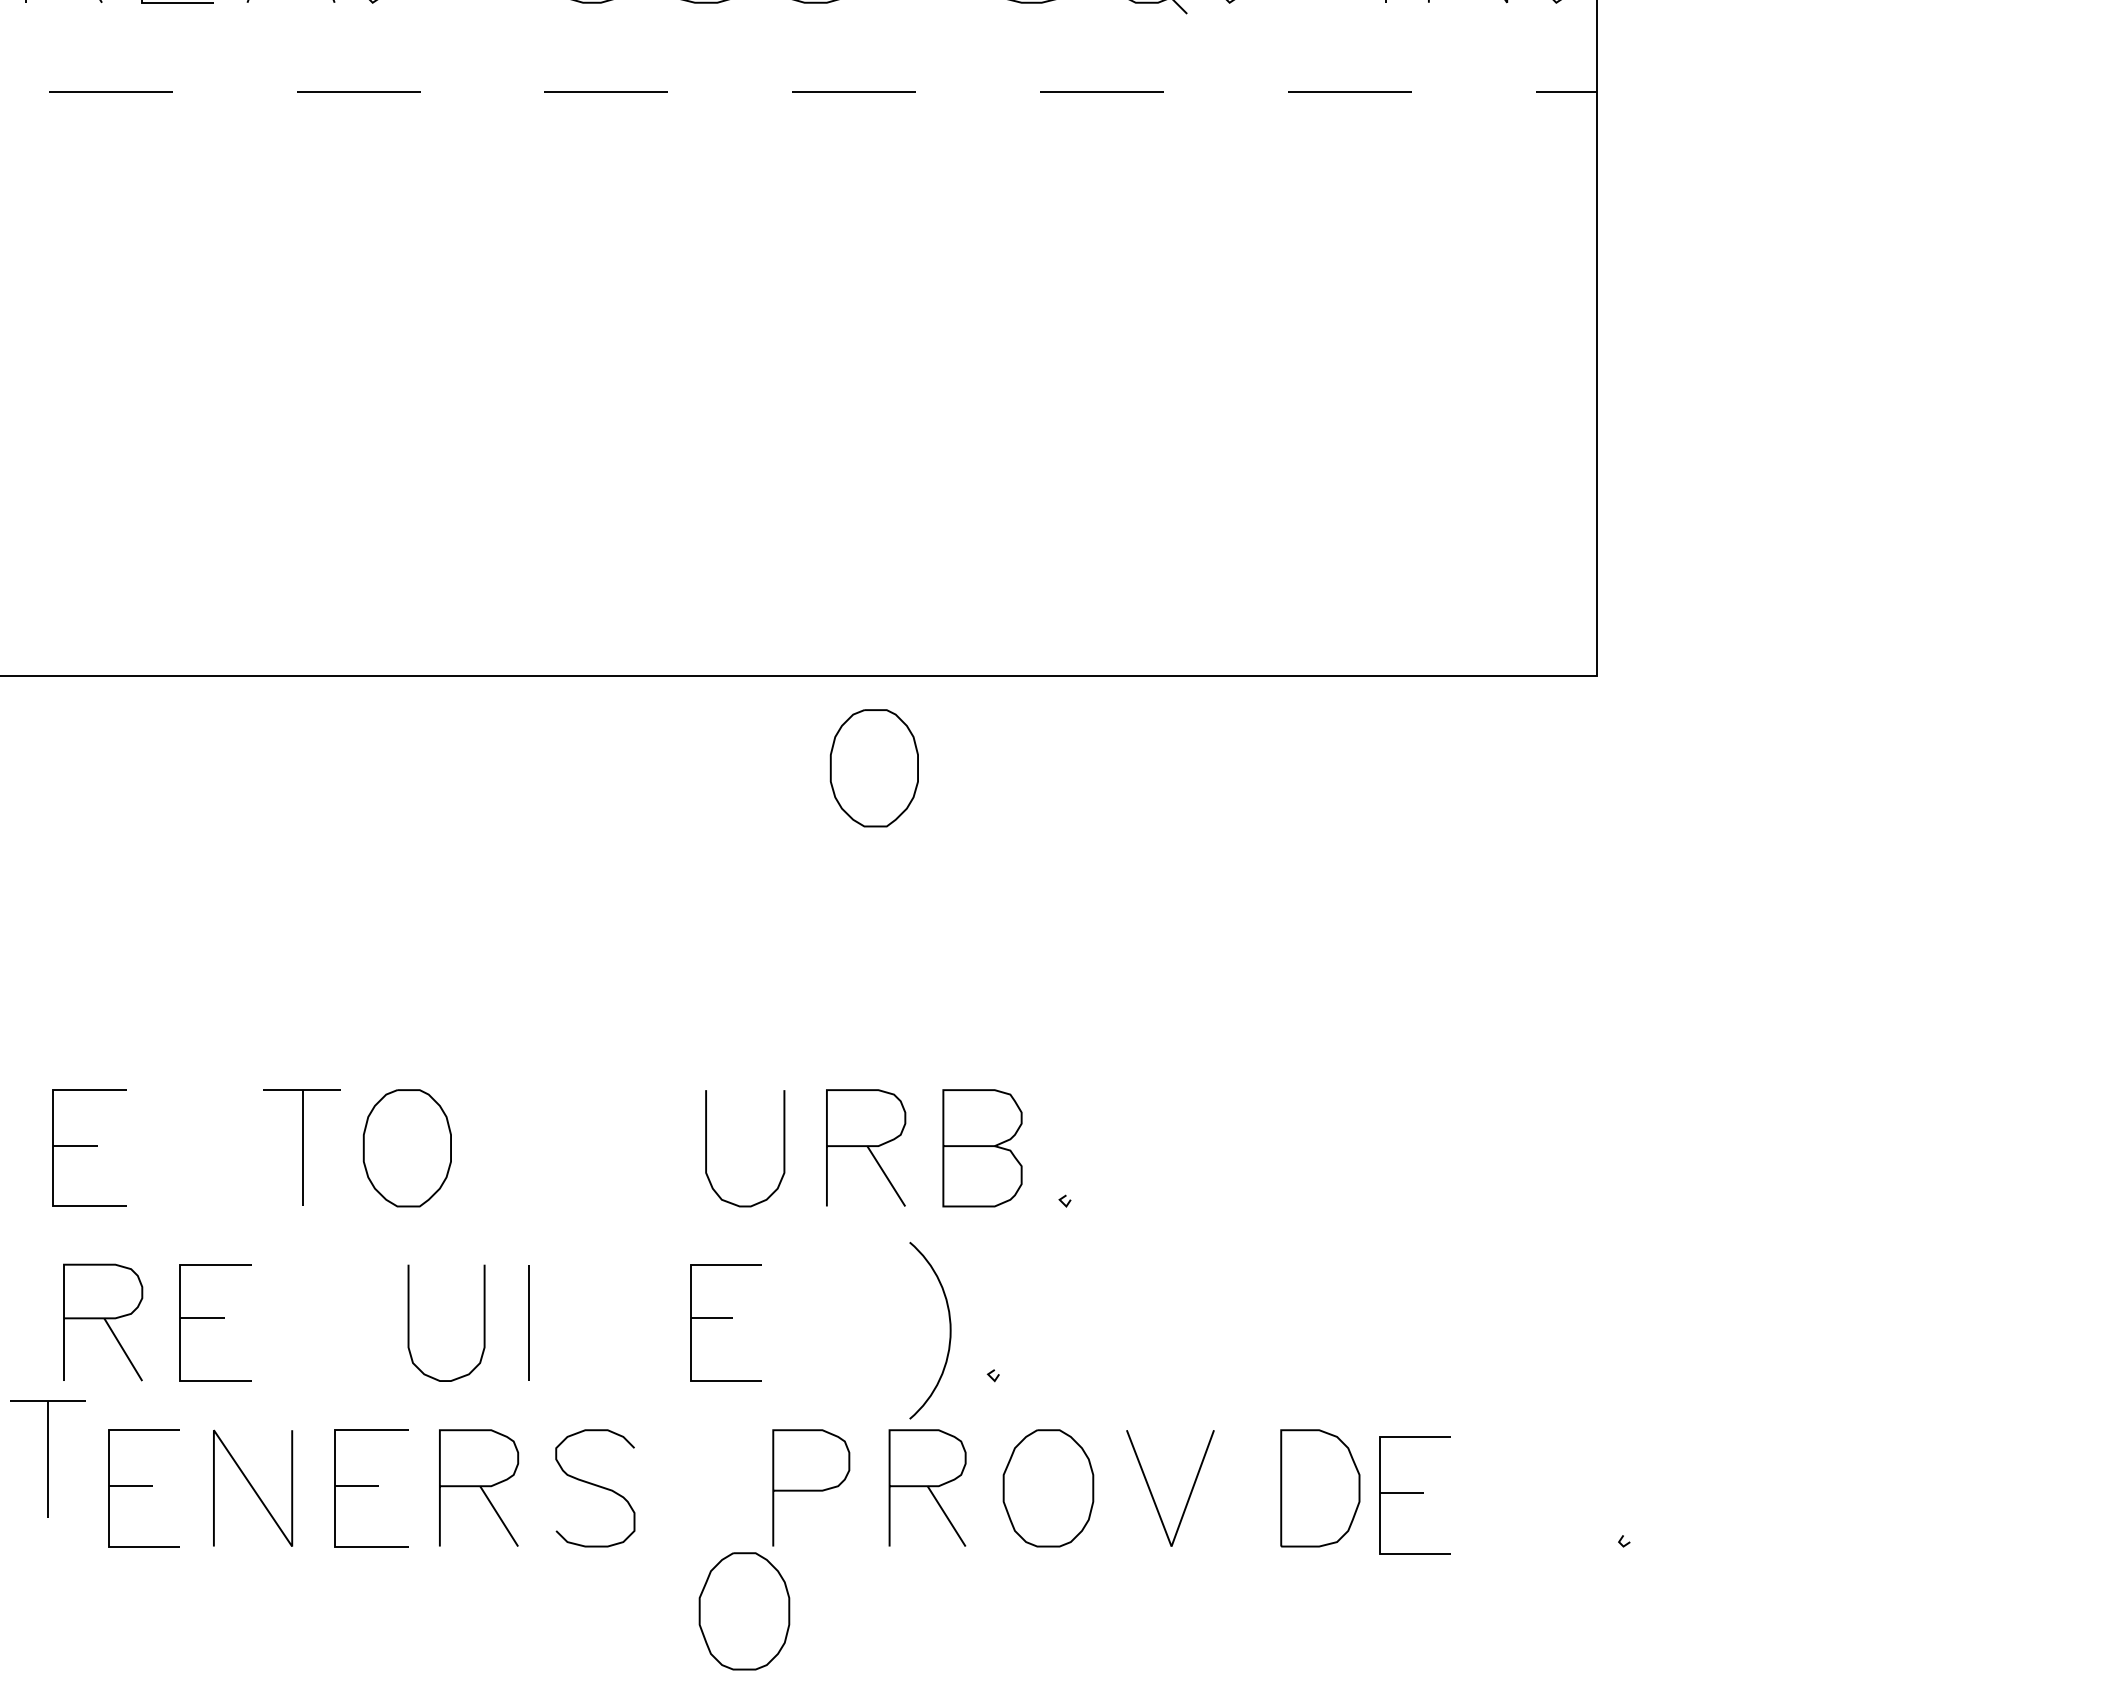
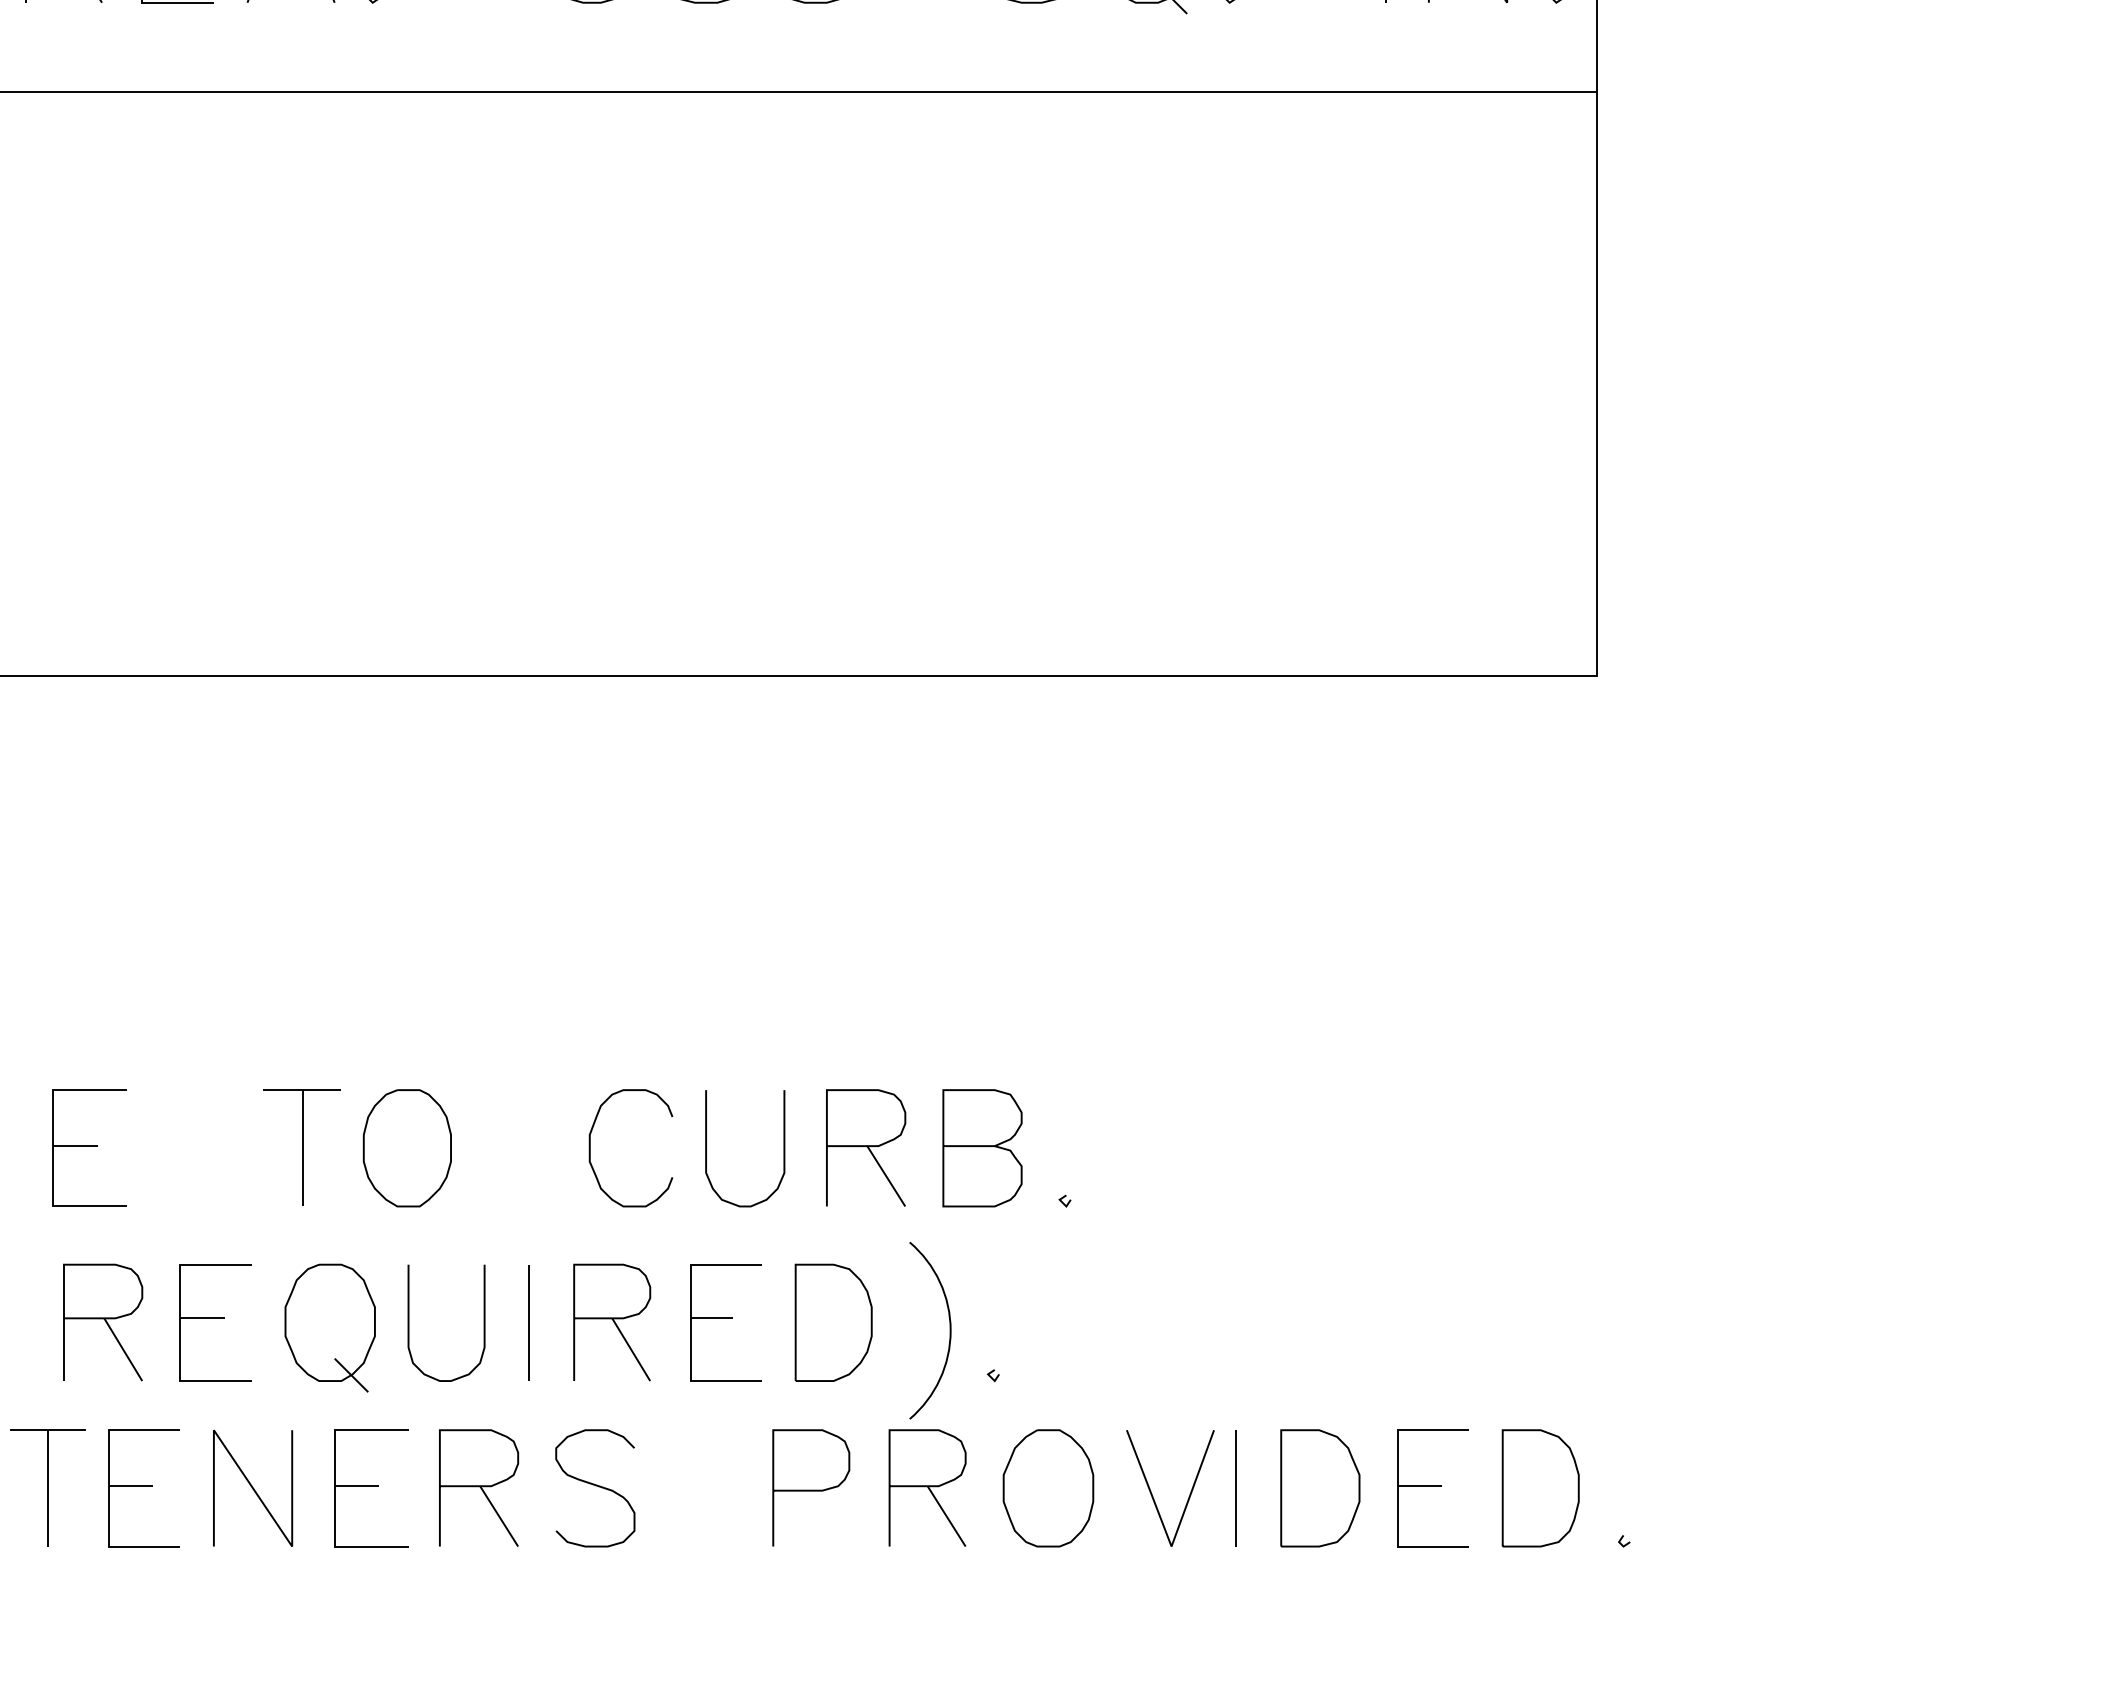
line: dashed -> solid (798, 92)
part: present -> none (873, 768)
curve: none -> present (590, 1148)
part: none -> present (612, 1322)
part: none -> present (833, 1322)
part: none -> present (329, 1327)
part position: (47, 1458) -> (47, 1487) (47, 1487)
line: none -> present (1235, 1488)
part: none -> present (1540, 1488)
part position: (1414, 1495) -> (1432, 1488) (1432, 1488)
part: present -> none (744, 1611)
